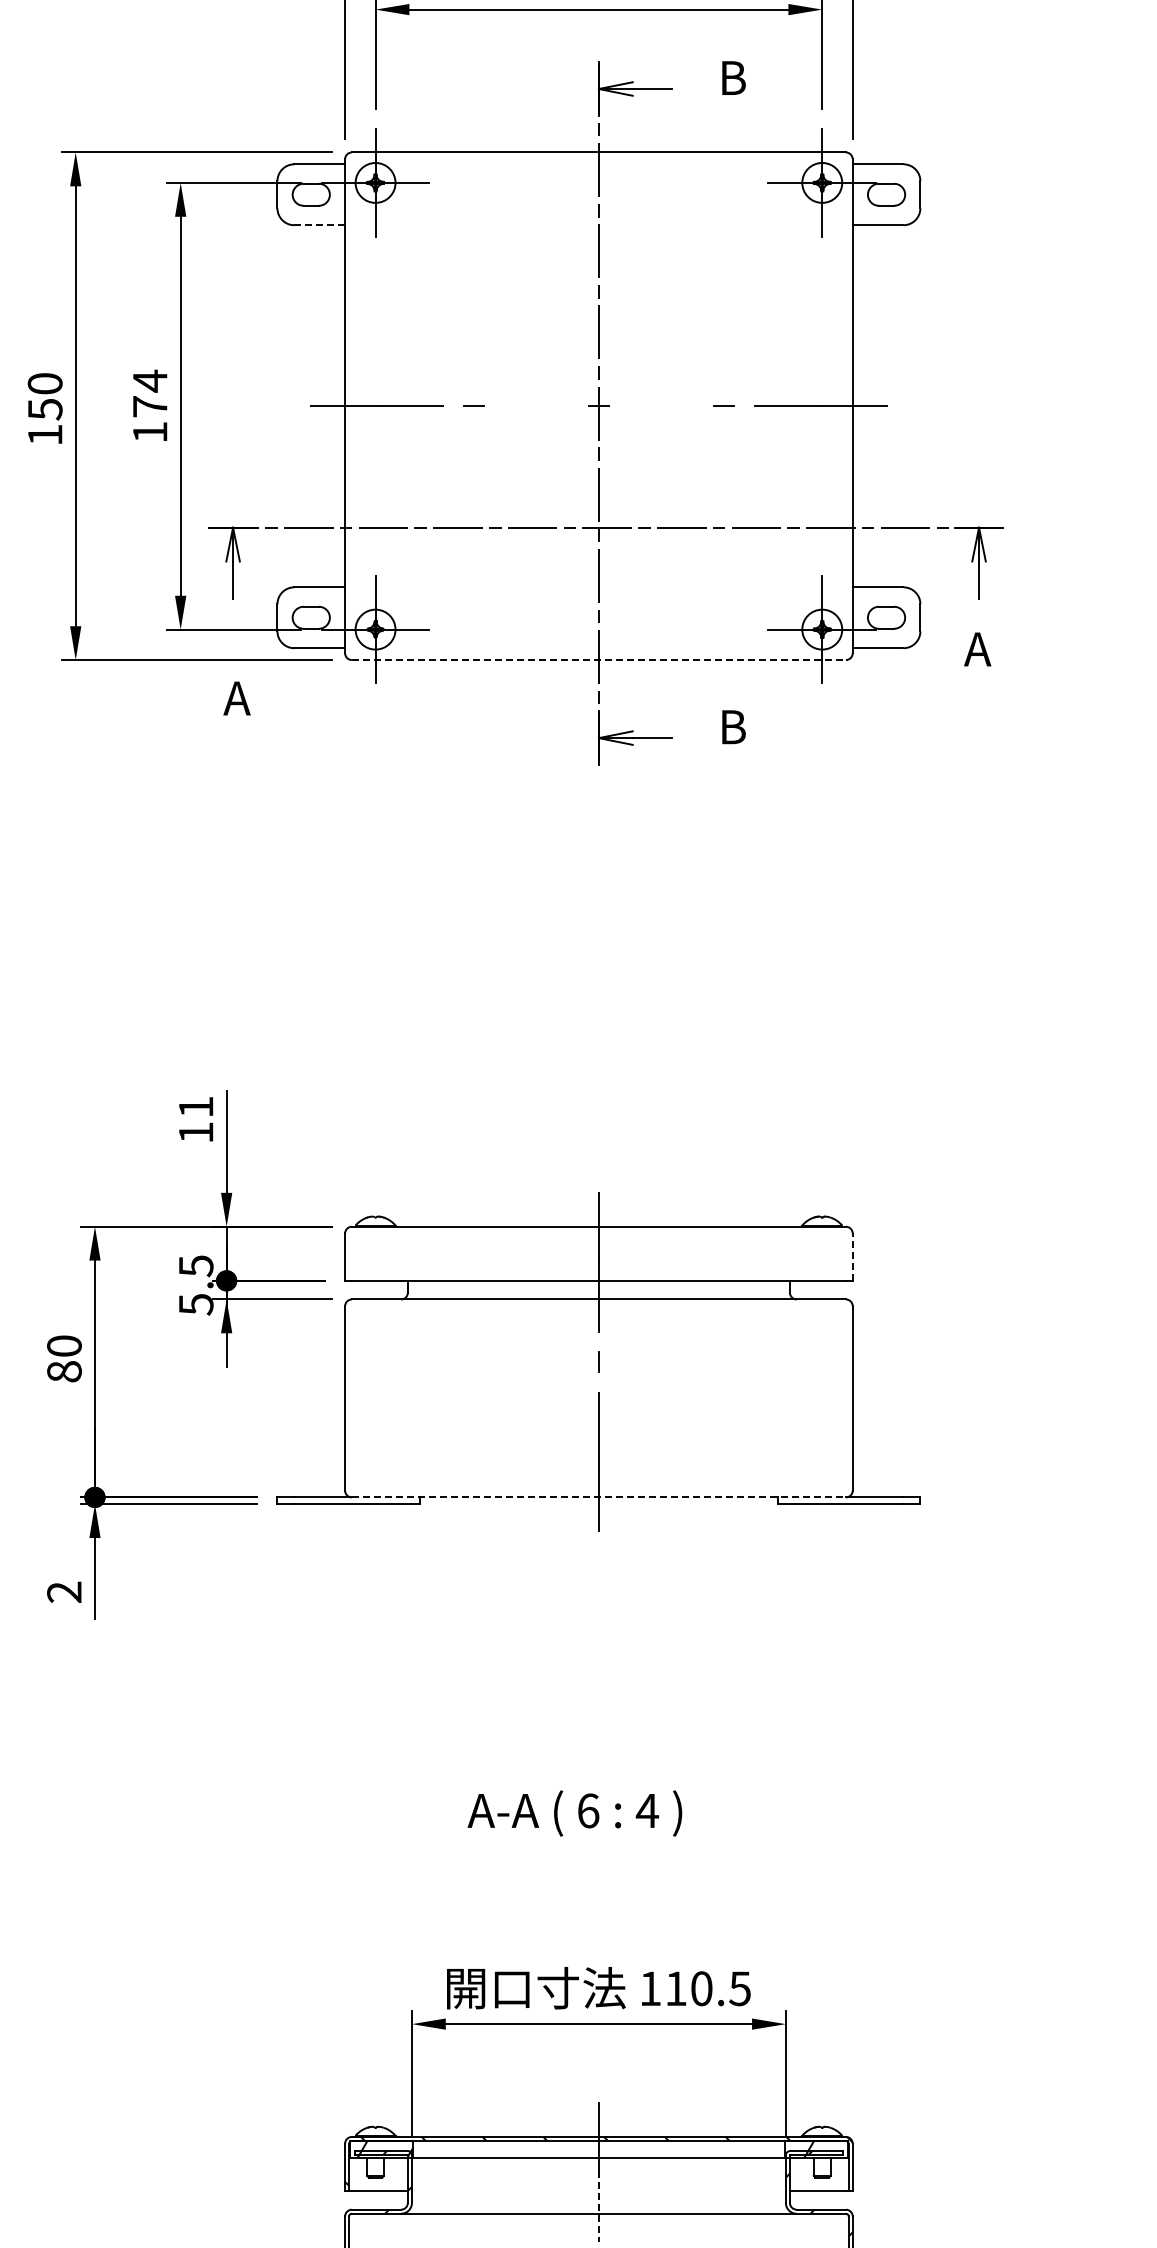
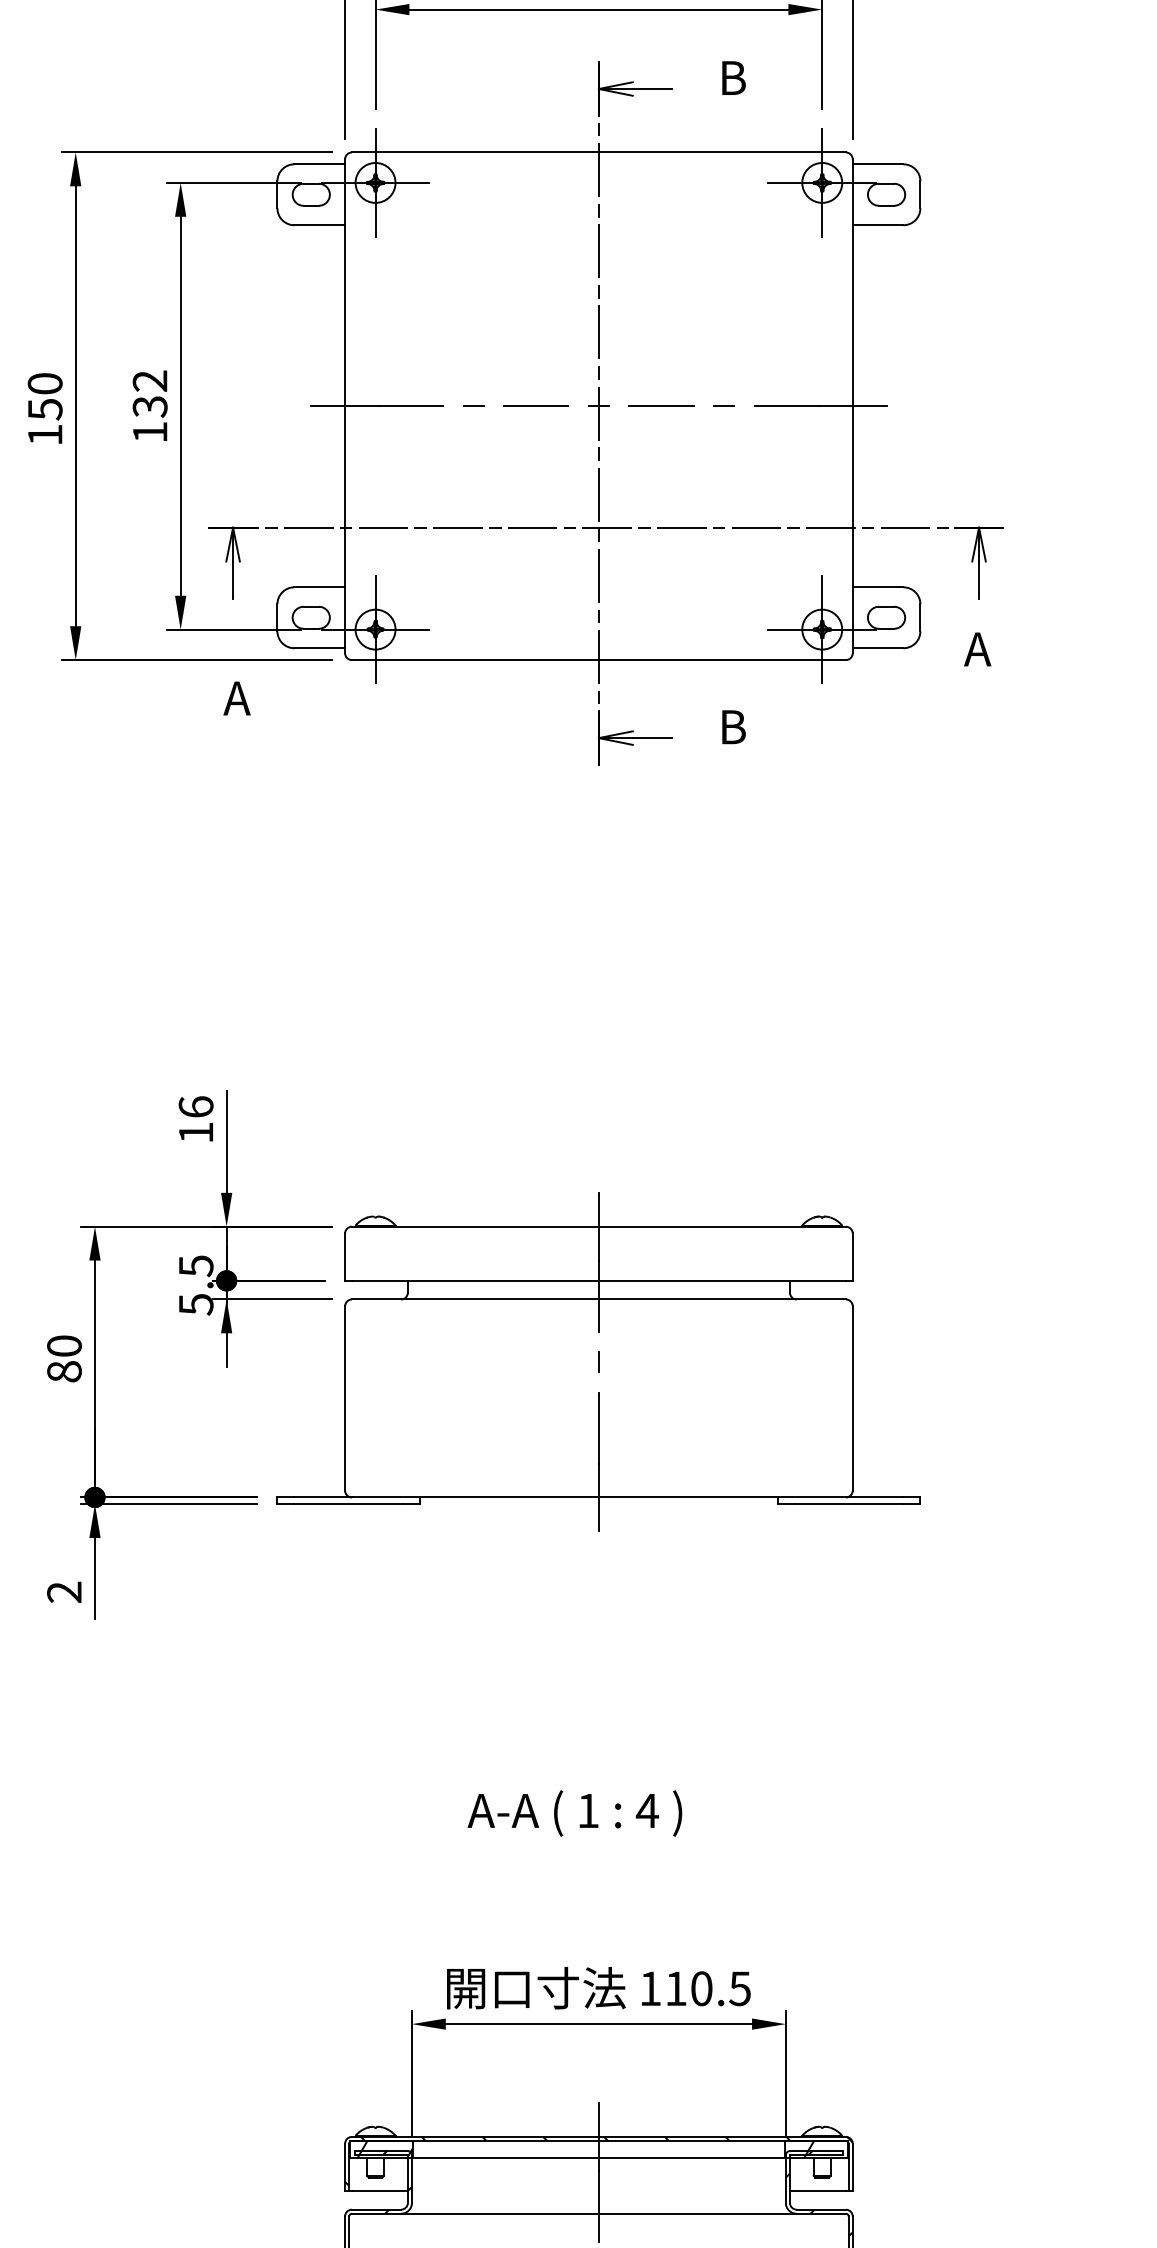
line: dashed -> solid (320, 225)
text: 174 -> 132 (149, 393)
line: none -> present (536, 406)
line: none -> present (661, 406)
line: dashed -> solid (599, 660)
text: 11 -> 16 (195, 1106)
line: dashed -> solid (852, 1257)
line: dashed -> solid (599, 1497)
text: 6 -> 1 (588, 1810)
line: dashed -> solid (598, 2206)
